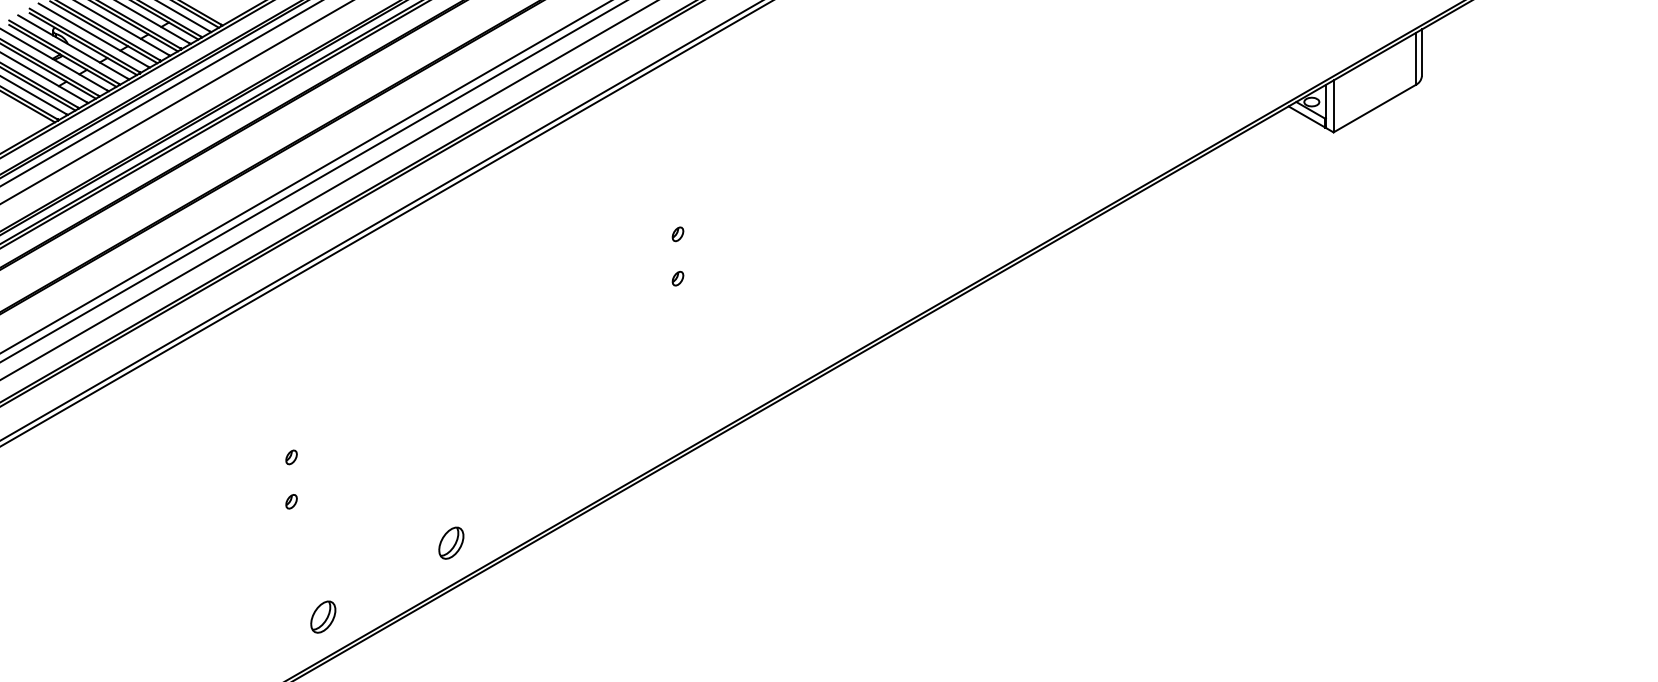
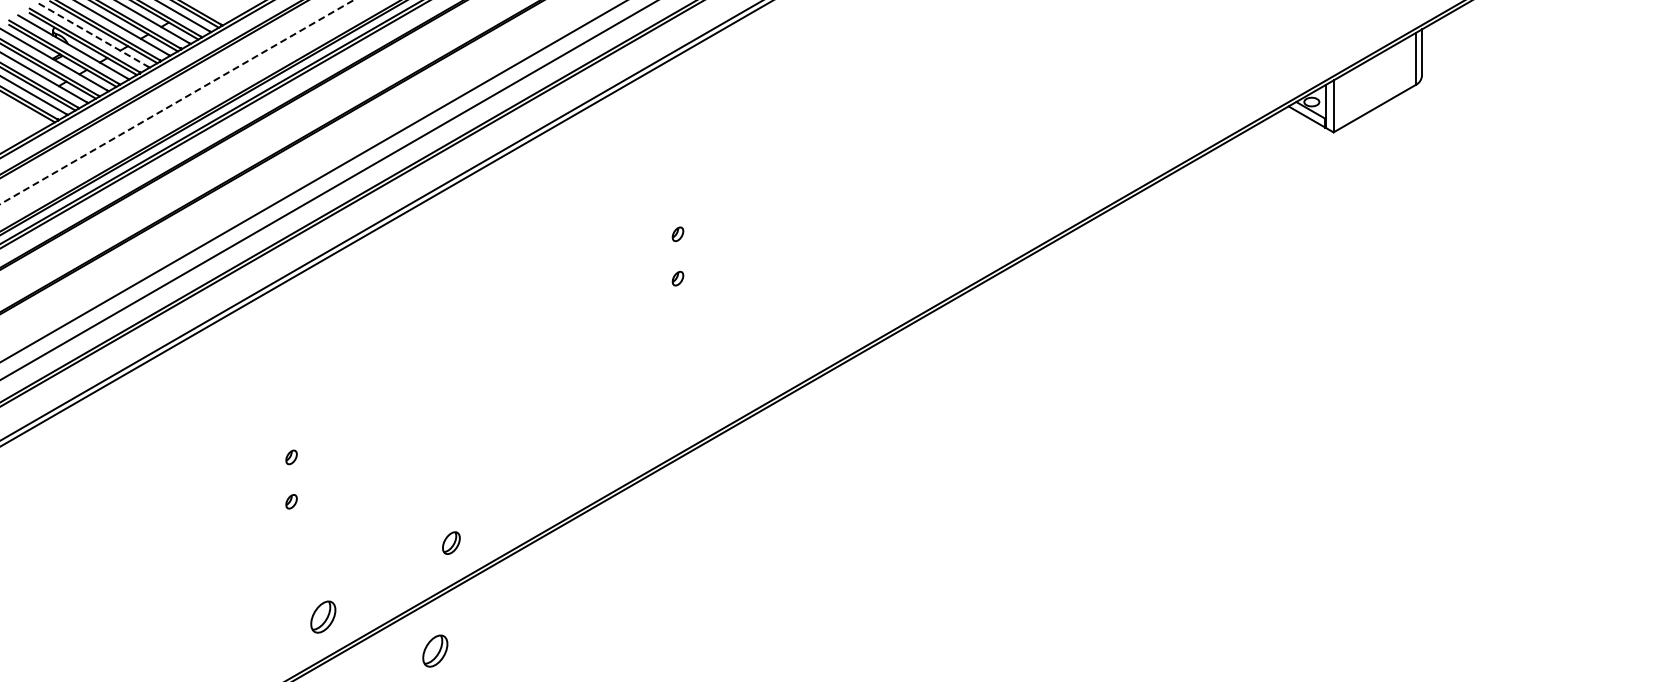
line: solid -> dashed (94, 35)
line: present -> none (160, 93)
line: solid -> dashed (176, 102)
line: present -> none (305, 177)
part size: 27x34 px -> 19x24 px (451, 542)
part: none -> present (435, 650)
